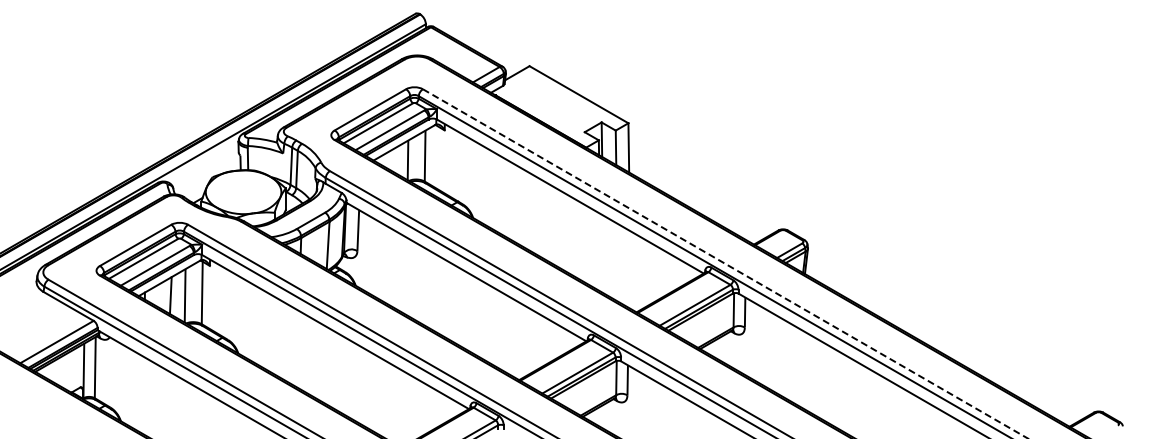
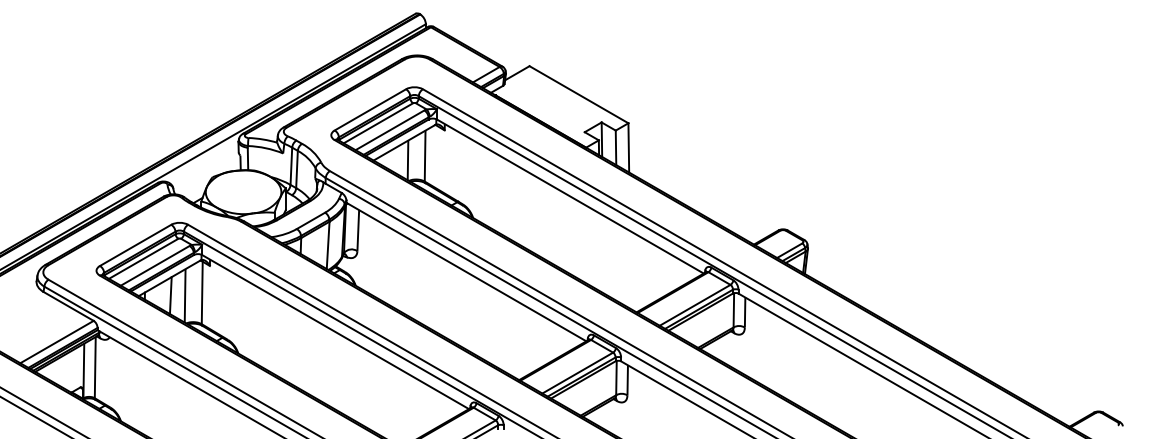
line: dashed -> solid (726, 264)
line: none -> present (42, 411)
line: none -> present (34, 416)
